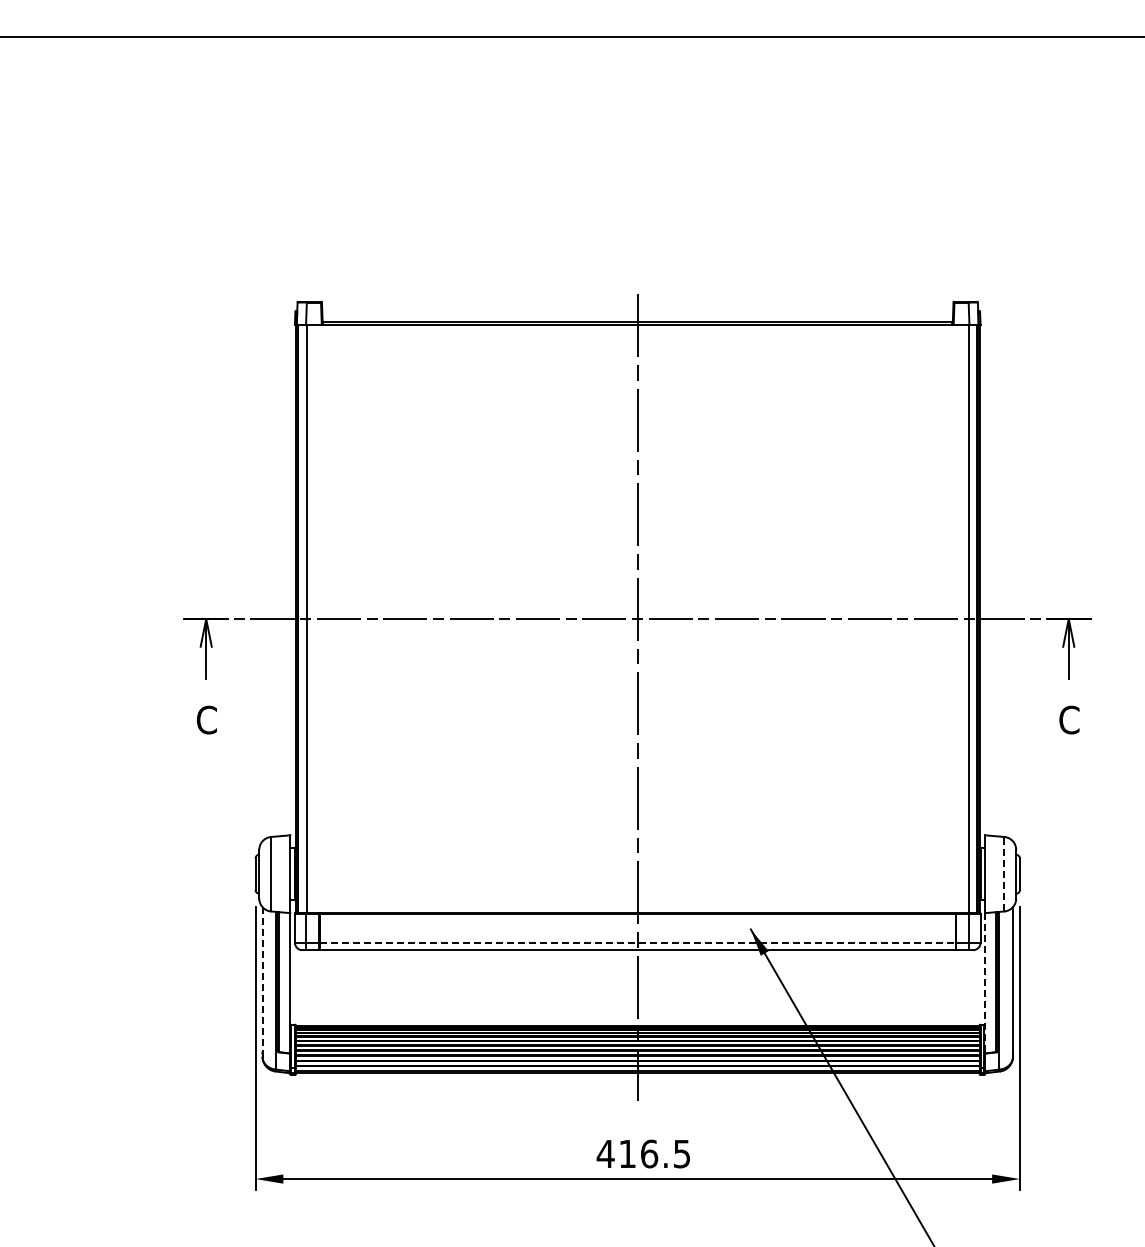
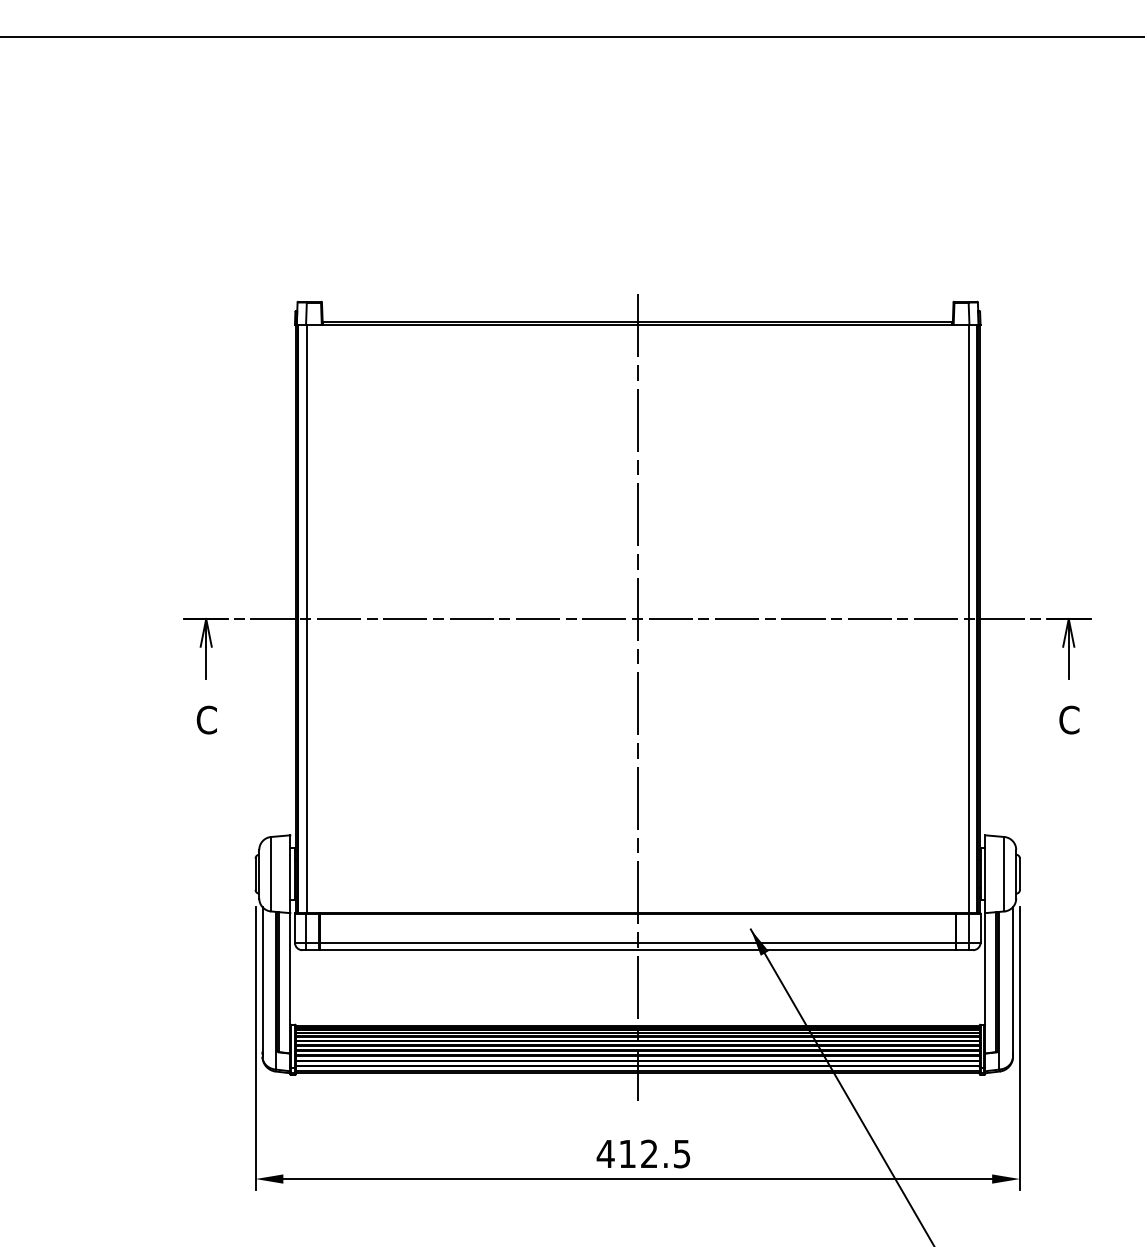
line: dashed -> solid (1004, 873)
line: dashed -> solid (637, 942)
line: dashed -> solid (262, 979)
line: dashed -> solid (985, 983)
text: 416.5 -> 412.5 (649, 1153)
